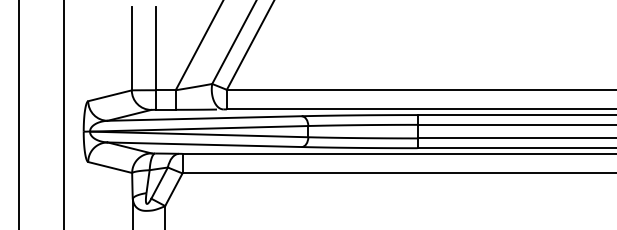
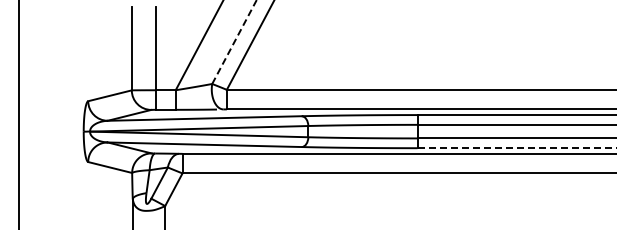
line: solid -> dashed (234, 41)
line: present -> none (63, 114)
line: solid -> dashed (517, 148)
